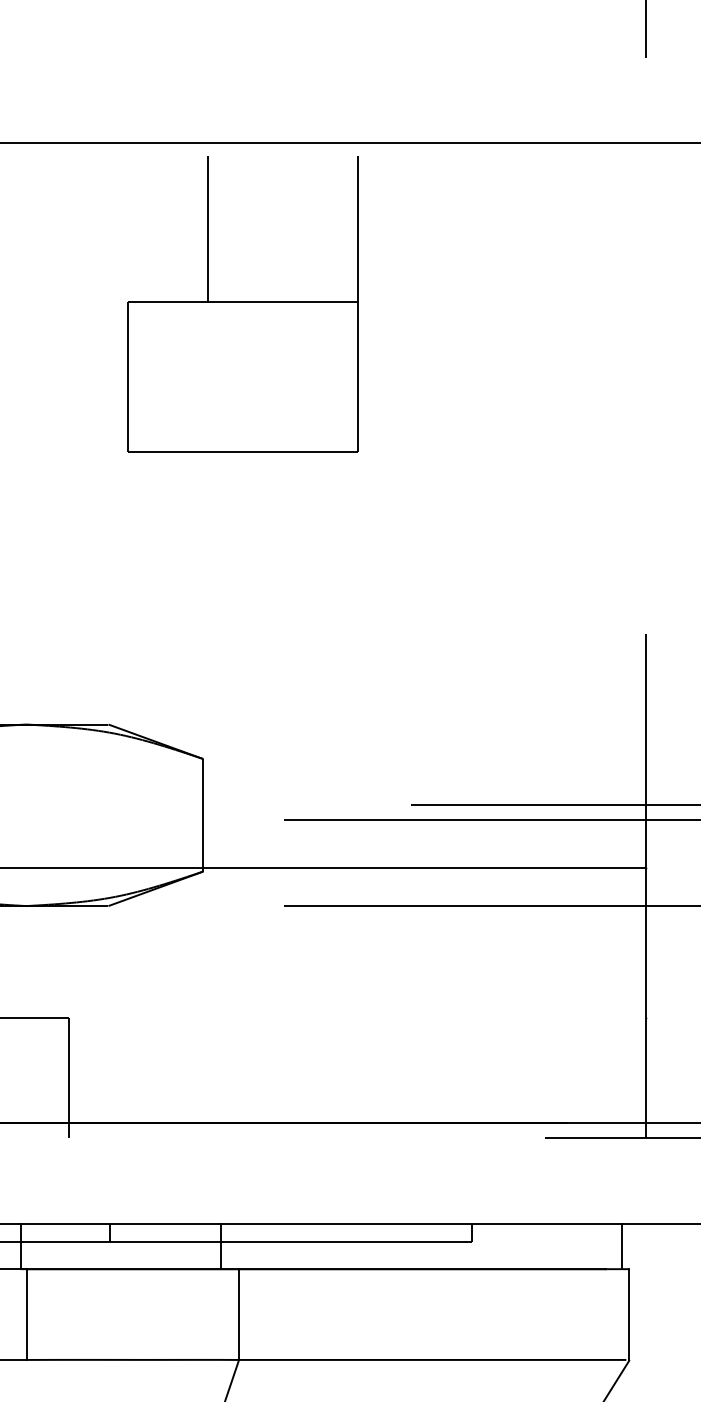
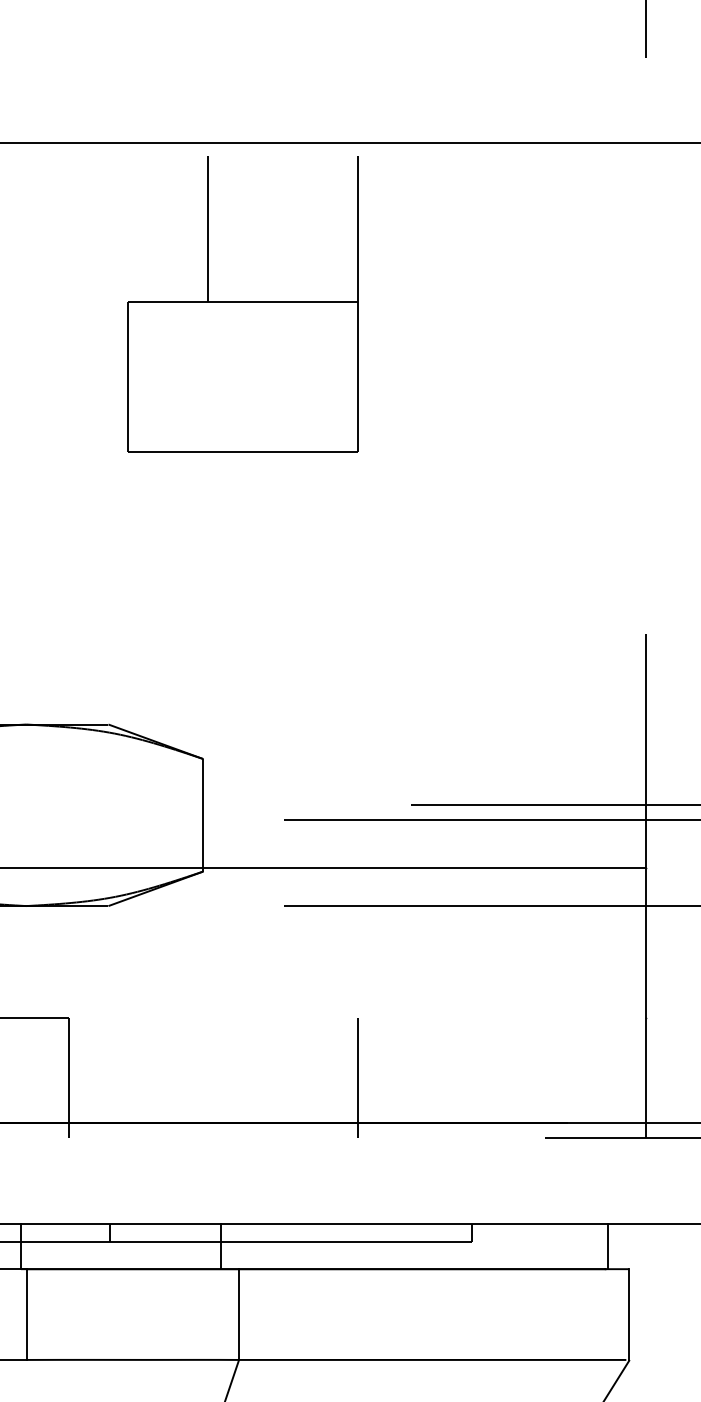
line: none -> present (357, 1077)
line position: (621, 1246) -> (607, 1246) (607, 1246)
